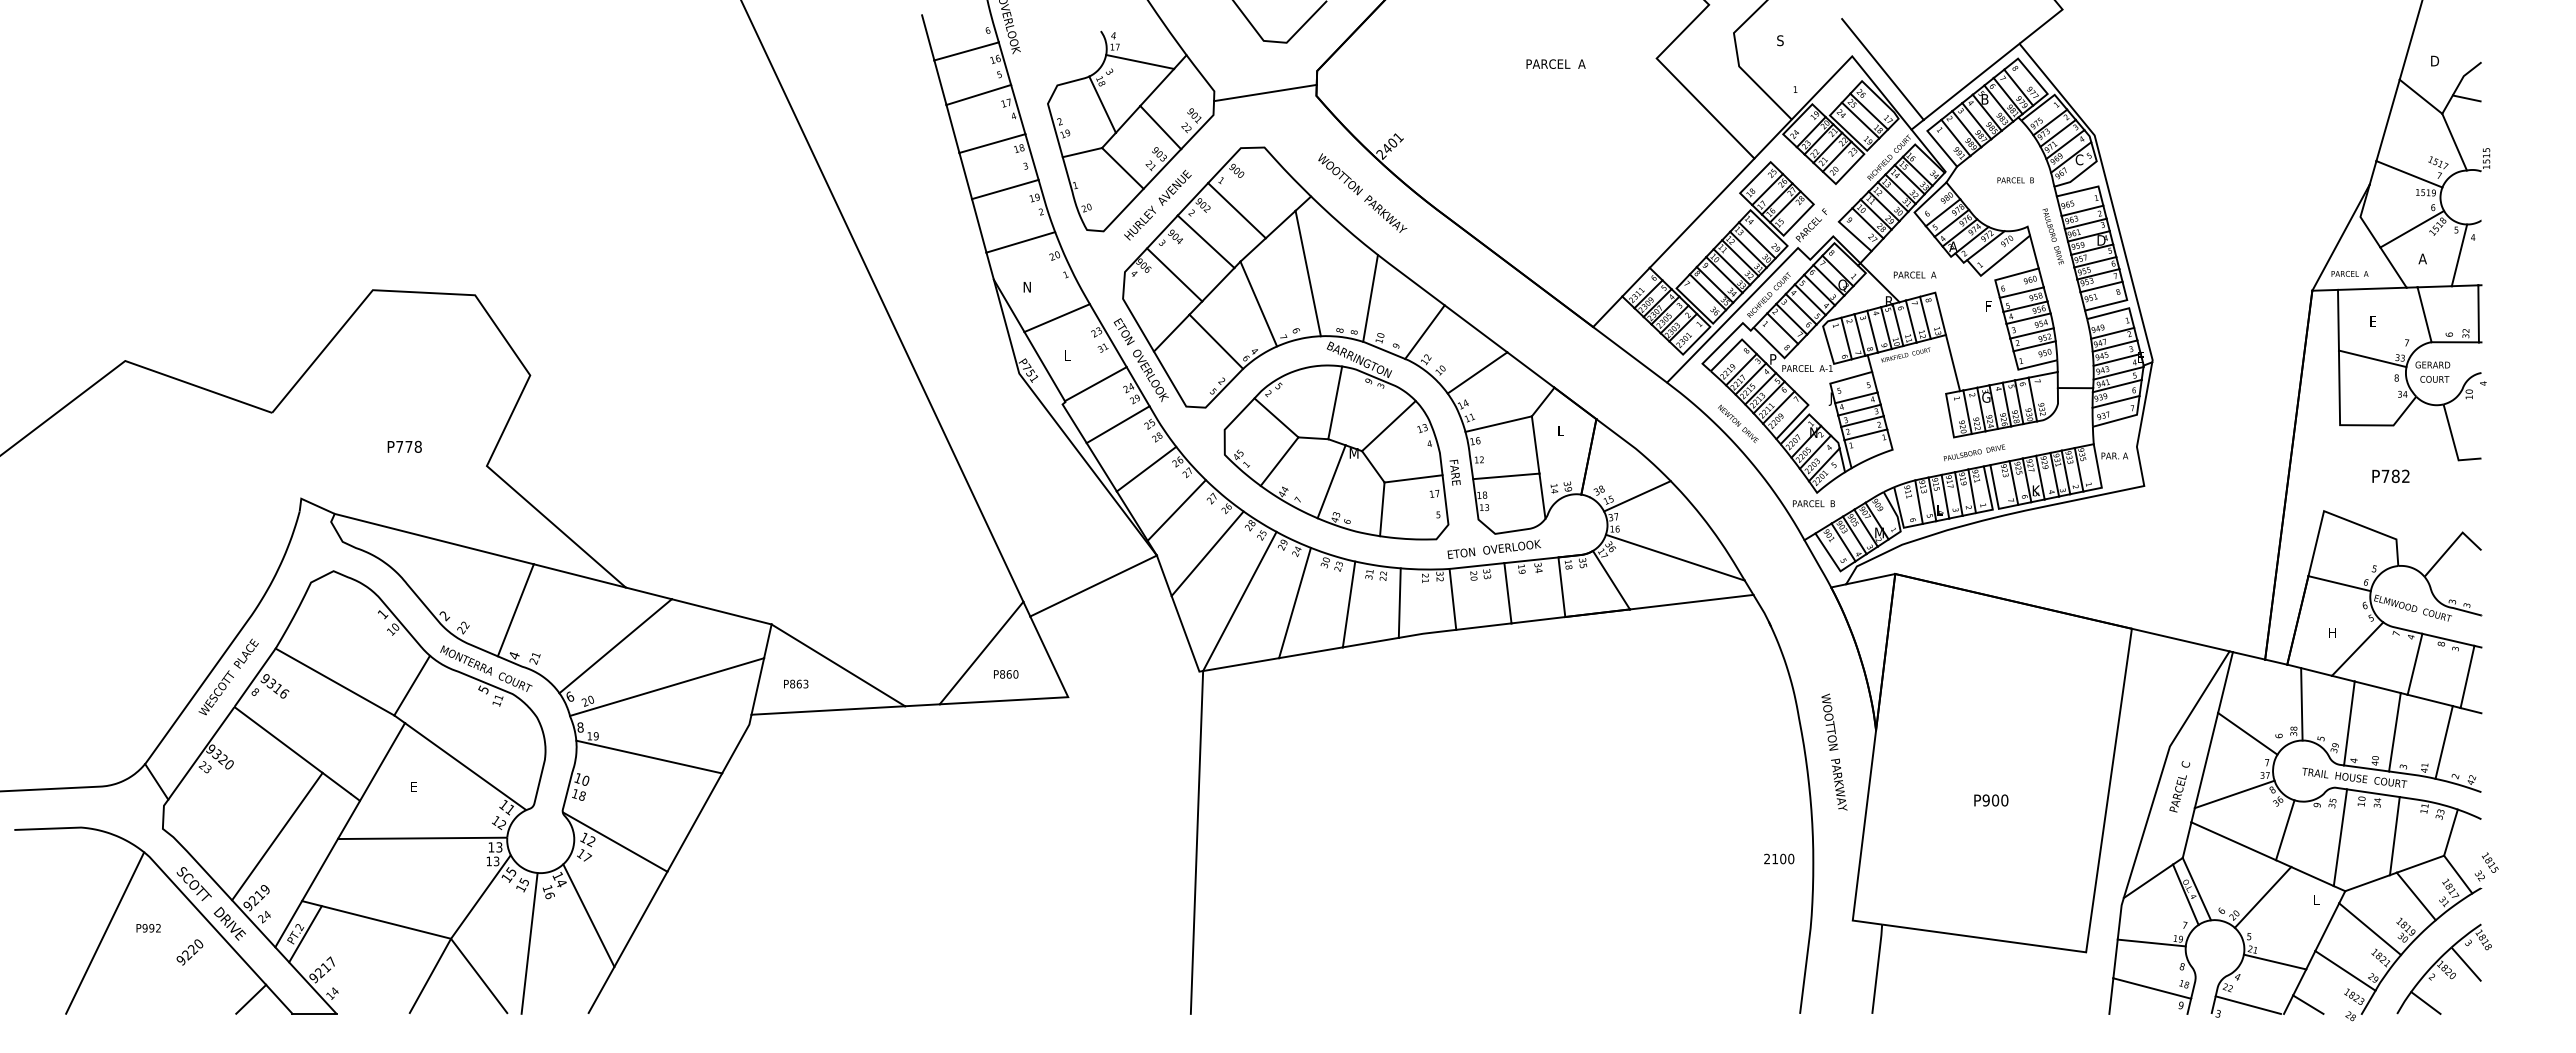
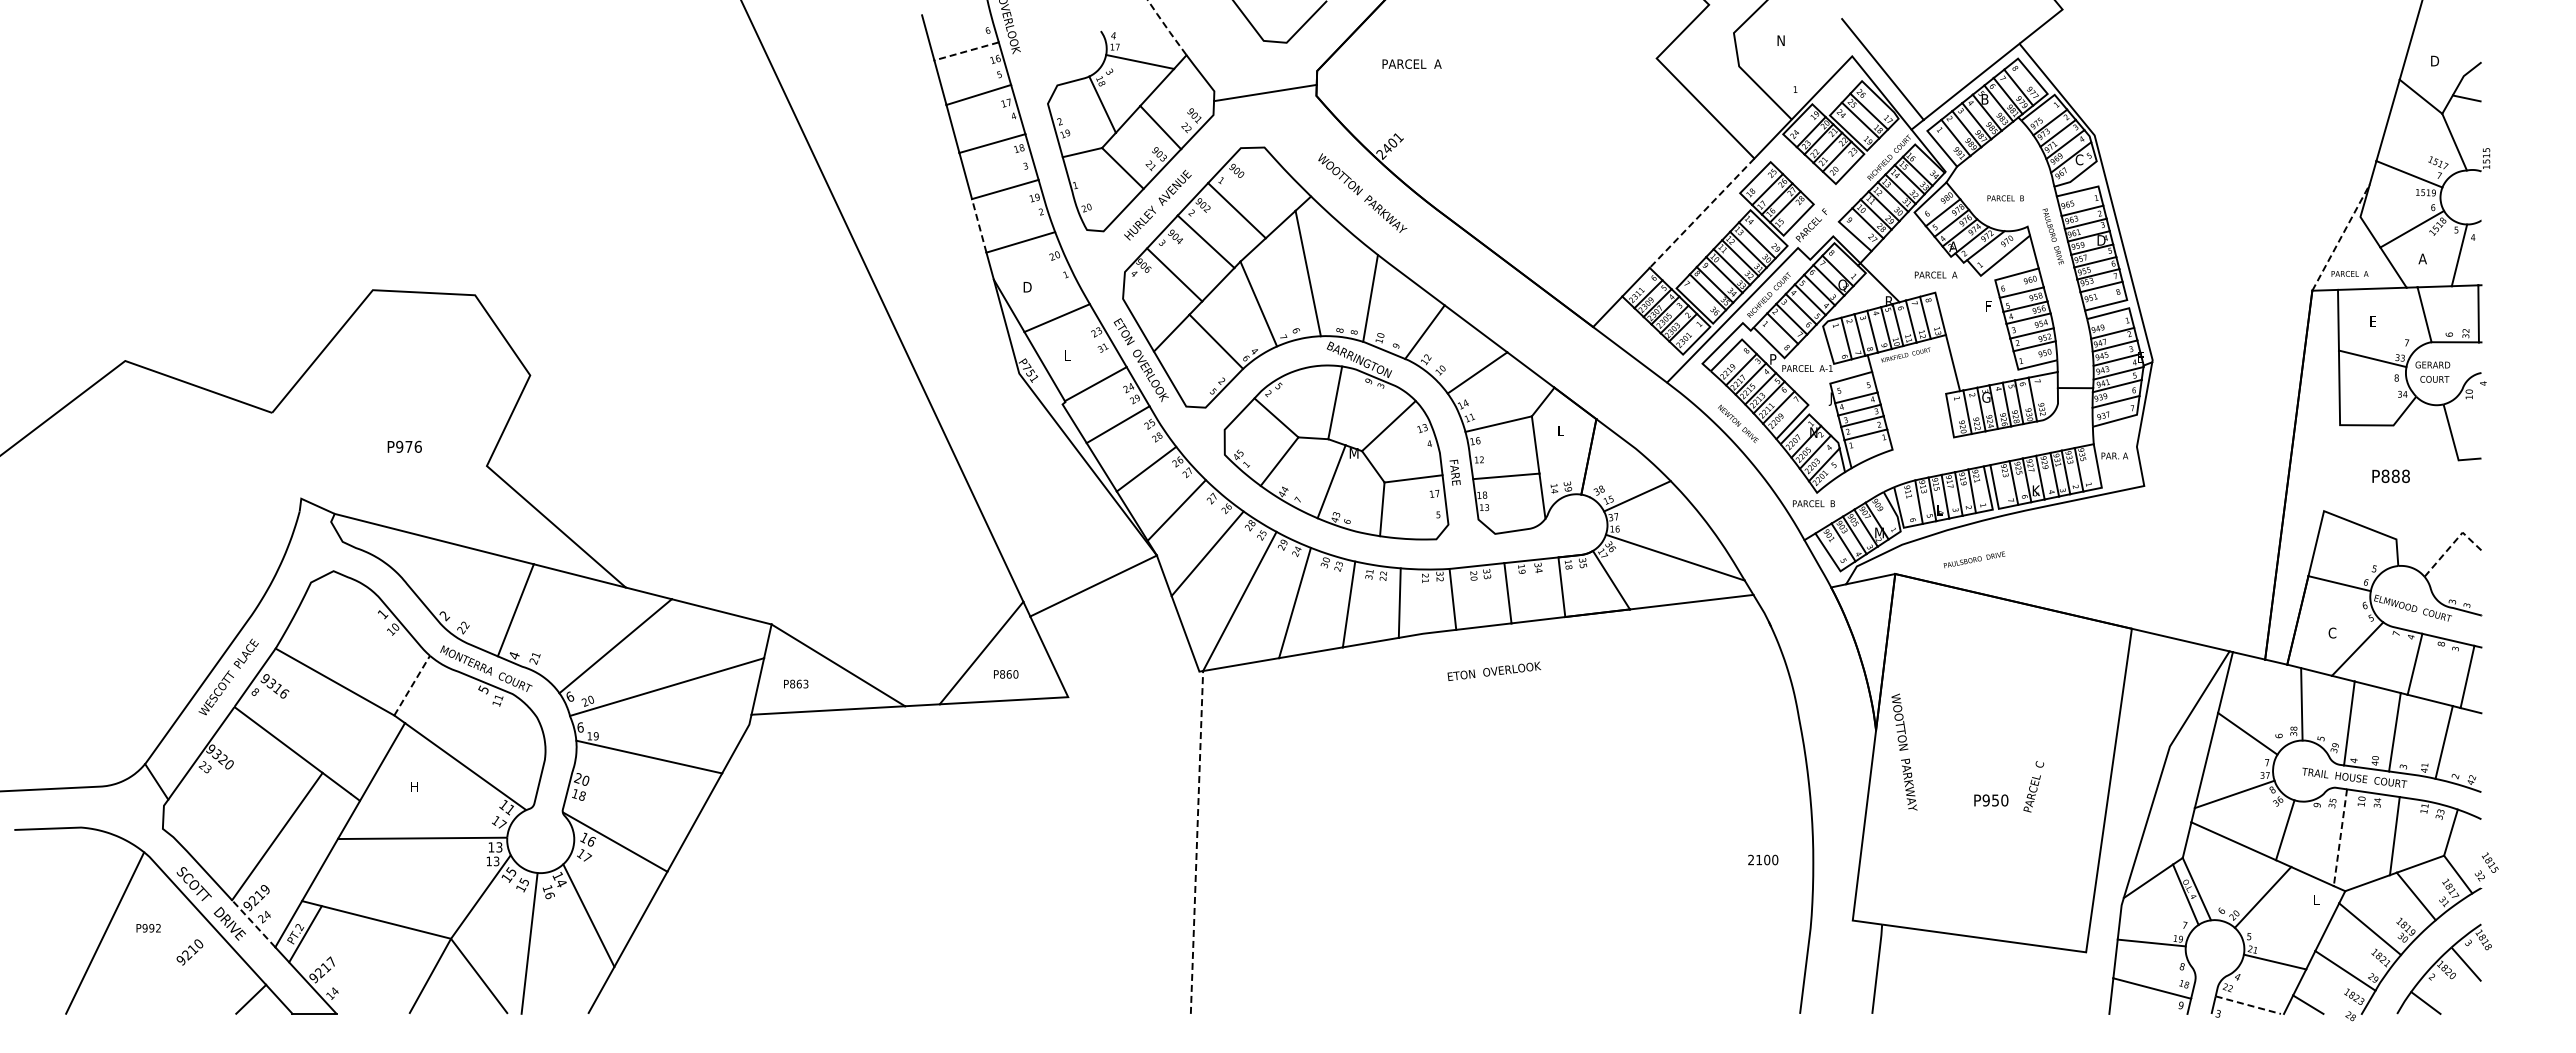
line: solid -> dashed (1167, 28)
text: S -> N (1780, 40)
line: solid -> dashed (966, 51)
text position: (1555, 63) -> (1411, 63) (1411, 63)
text position: (2015, 180) -> (2005, 198) (2005, 198)
line: solid -> dashed (1702, 213)
line: solid -> dashed (979, 225)
line: solid -> dashed (2341, 237)
text position: (1914, 274) -> (1935, 274) (1935, 274)
text: N -> D (1028, 286)
text: P778 -> P976 (408, 446)
text position: (1974, 452) -> (1974, 559) (1974, 559)
text: P782 -> P888 (2395, 476)
line: solid -> dashed (2453, 543)
text position: (1494, 548) -> (1494, 670) (1494, 670)
text: H -> C (2332, 632)
line: solid -> dashed (412, 685)
text: 8 -> 6 (580, 727)
text position: (1834, 751) -> (1904, 751) (1904, 751)
text: 10 -> 20 (577, 778)
text: E -> H (414, 786)
text position: (2179, 786) -> (2033, 786) (2033, 786)
text: P900 -> P950 (1995, 800)
text: 12 -> 17 (501, 824)
line: solid -> dashed (2340, 837)
text: 12 -> 16 (590, 841)
line: solid -> dashed (1196, 842)
text position: (1779, 858) -> (1763, 859) (1763, 859)
line: solid -> dashed (253, 923)
text: 9220 -> 9210 (191, 949)
line: solid -> dashed (2248, 1005)
